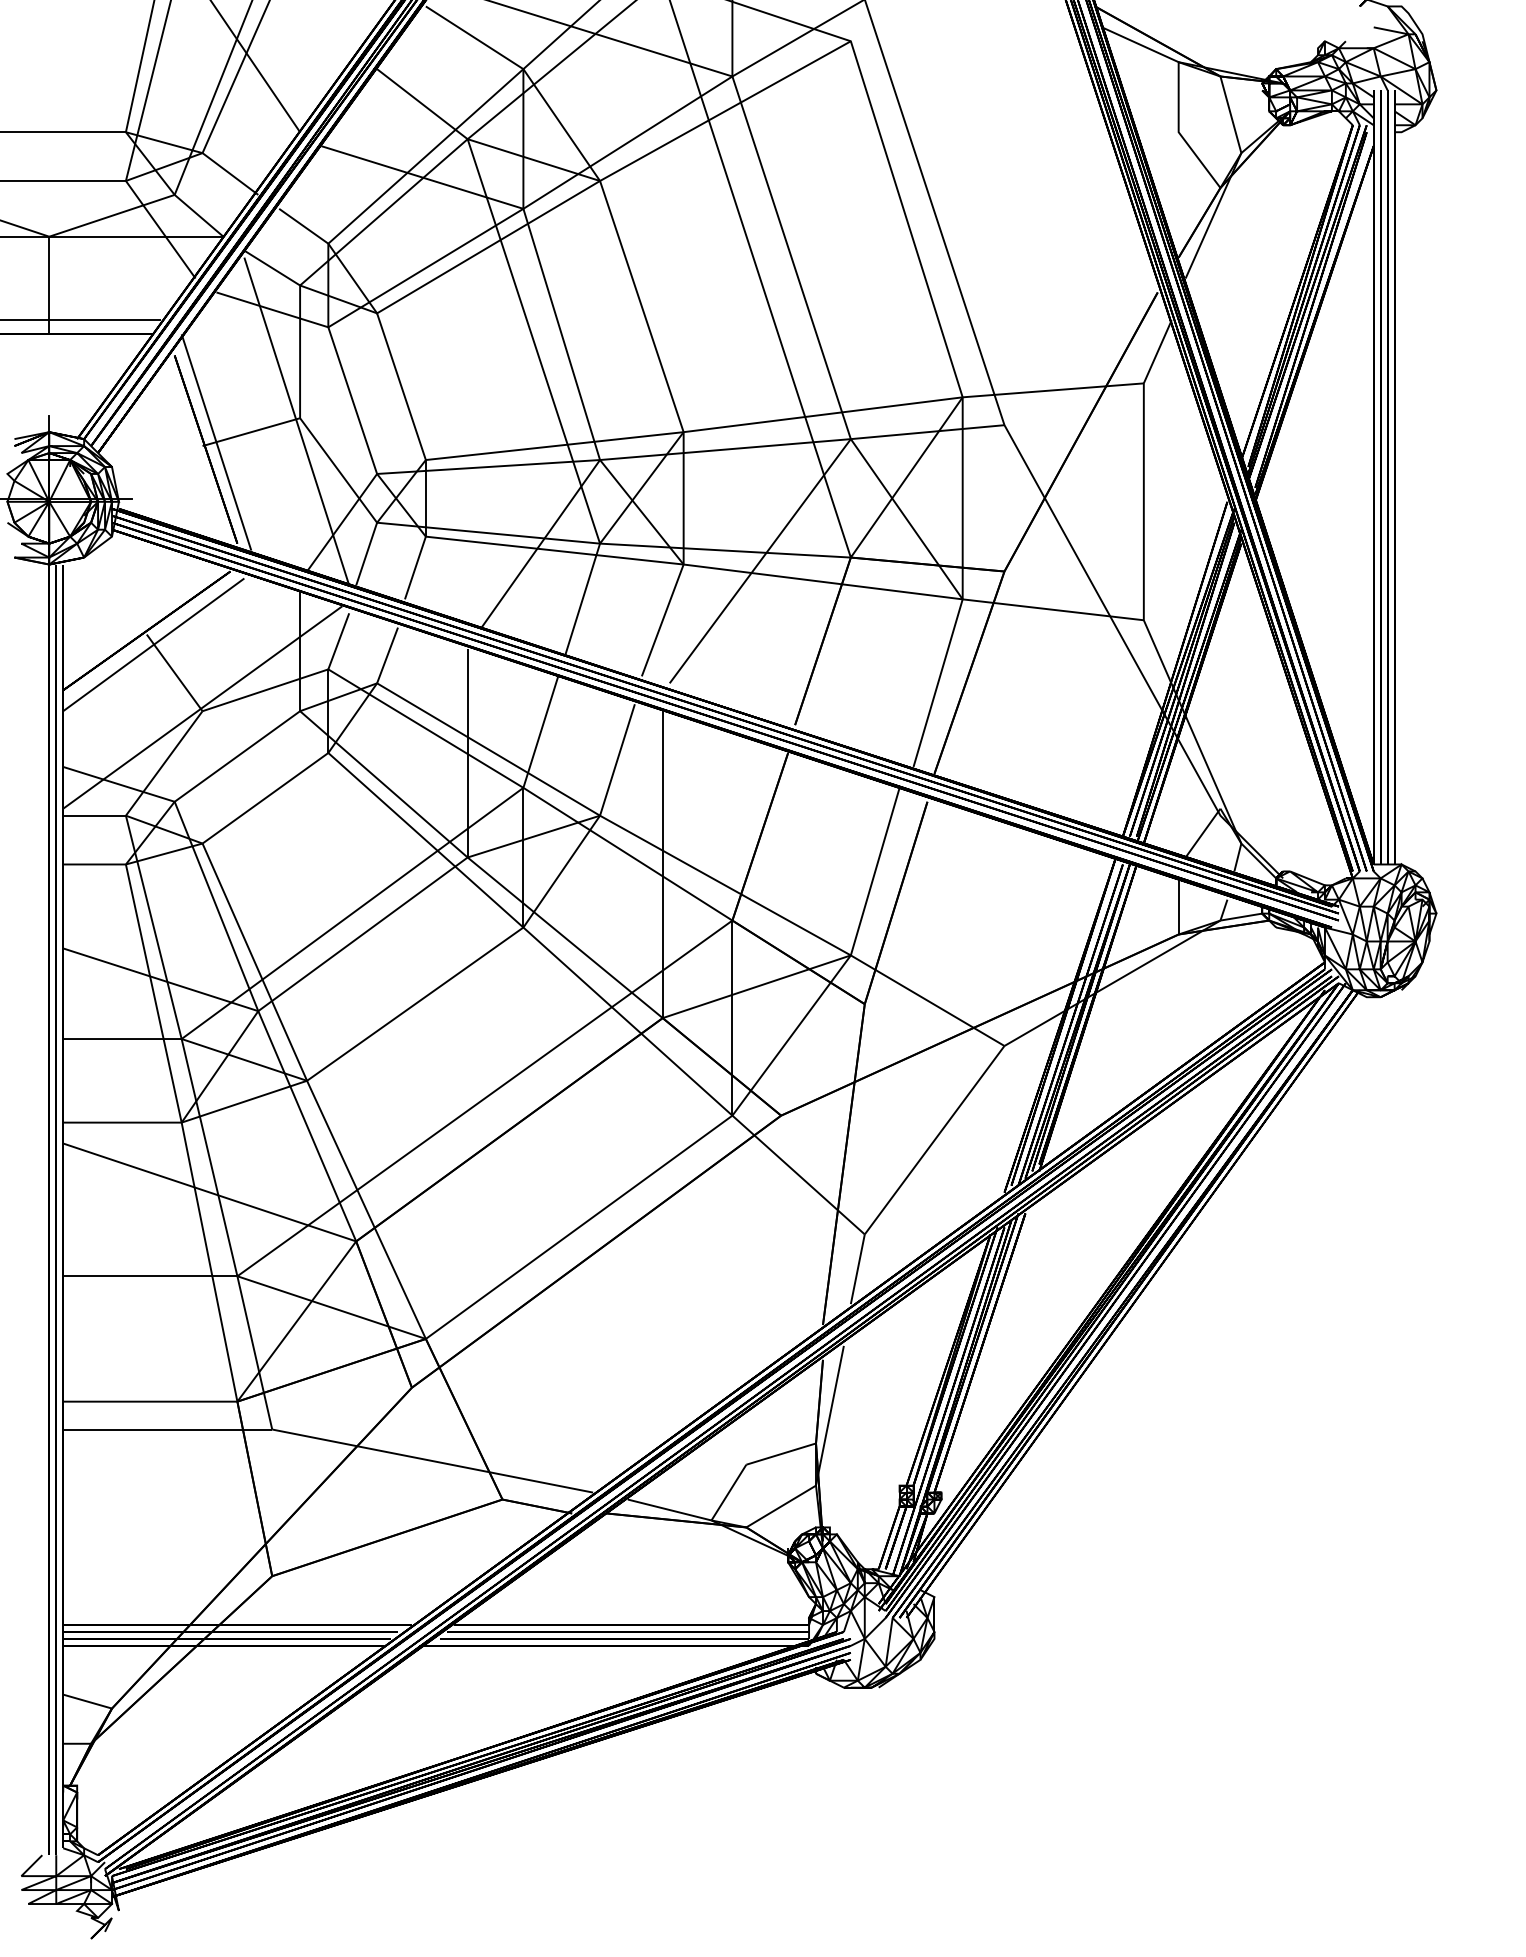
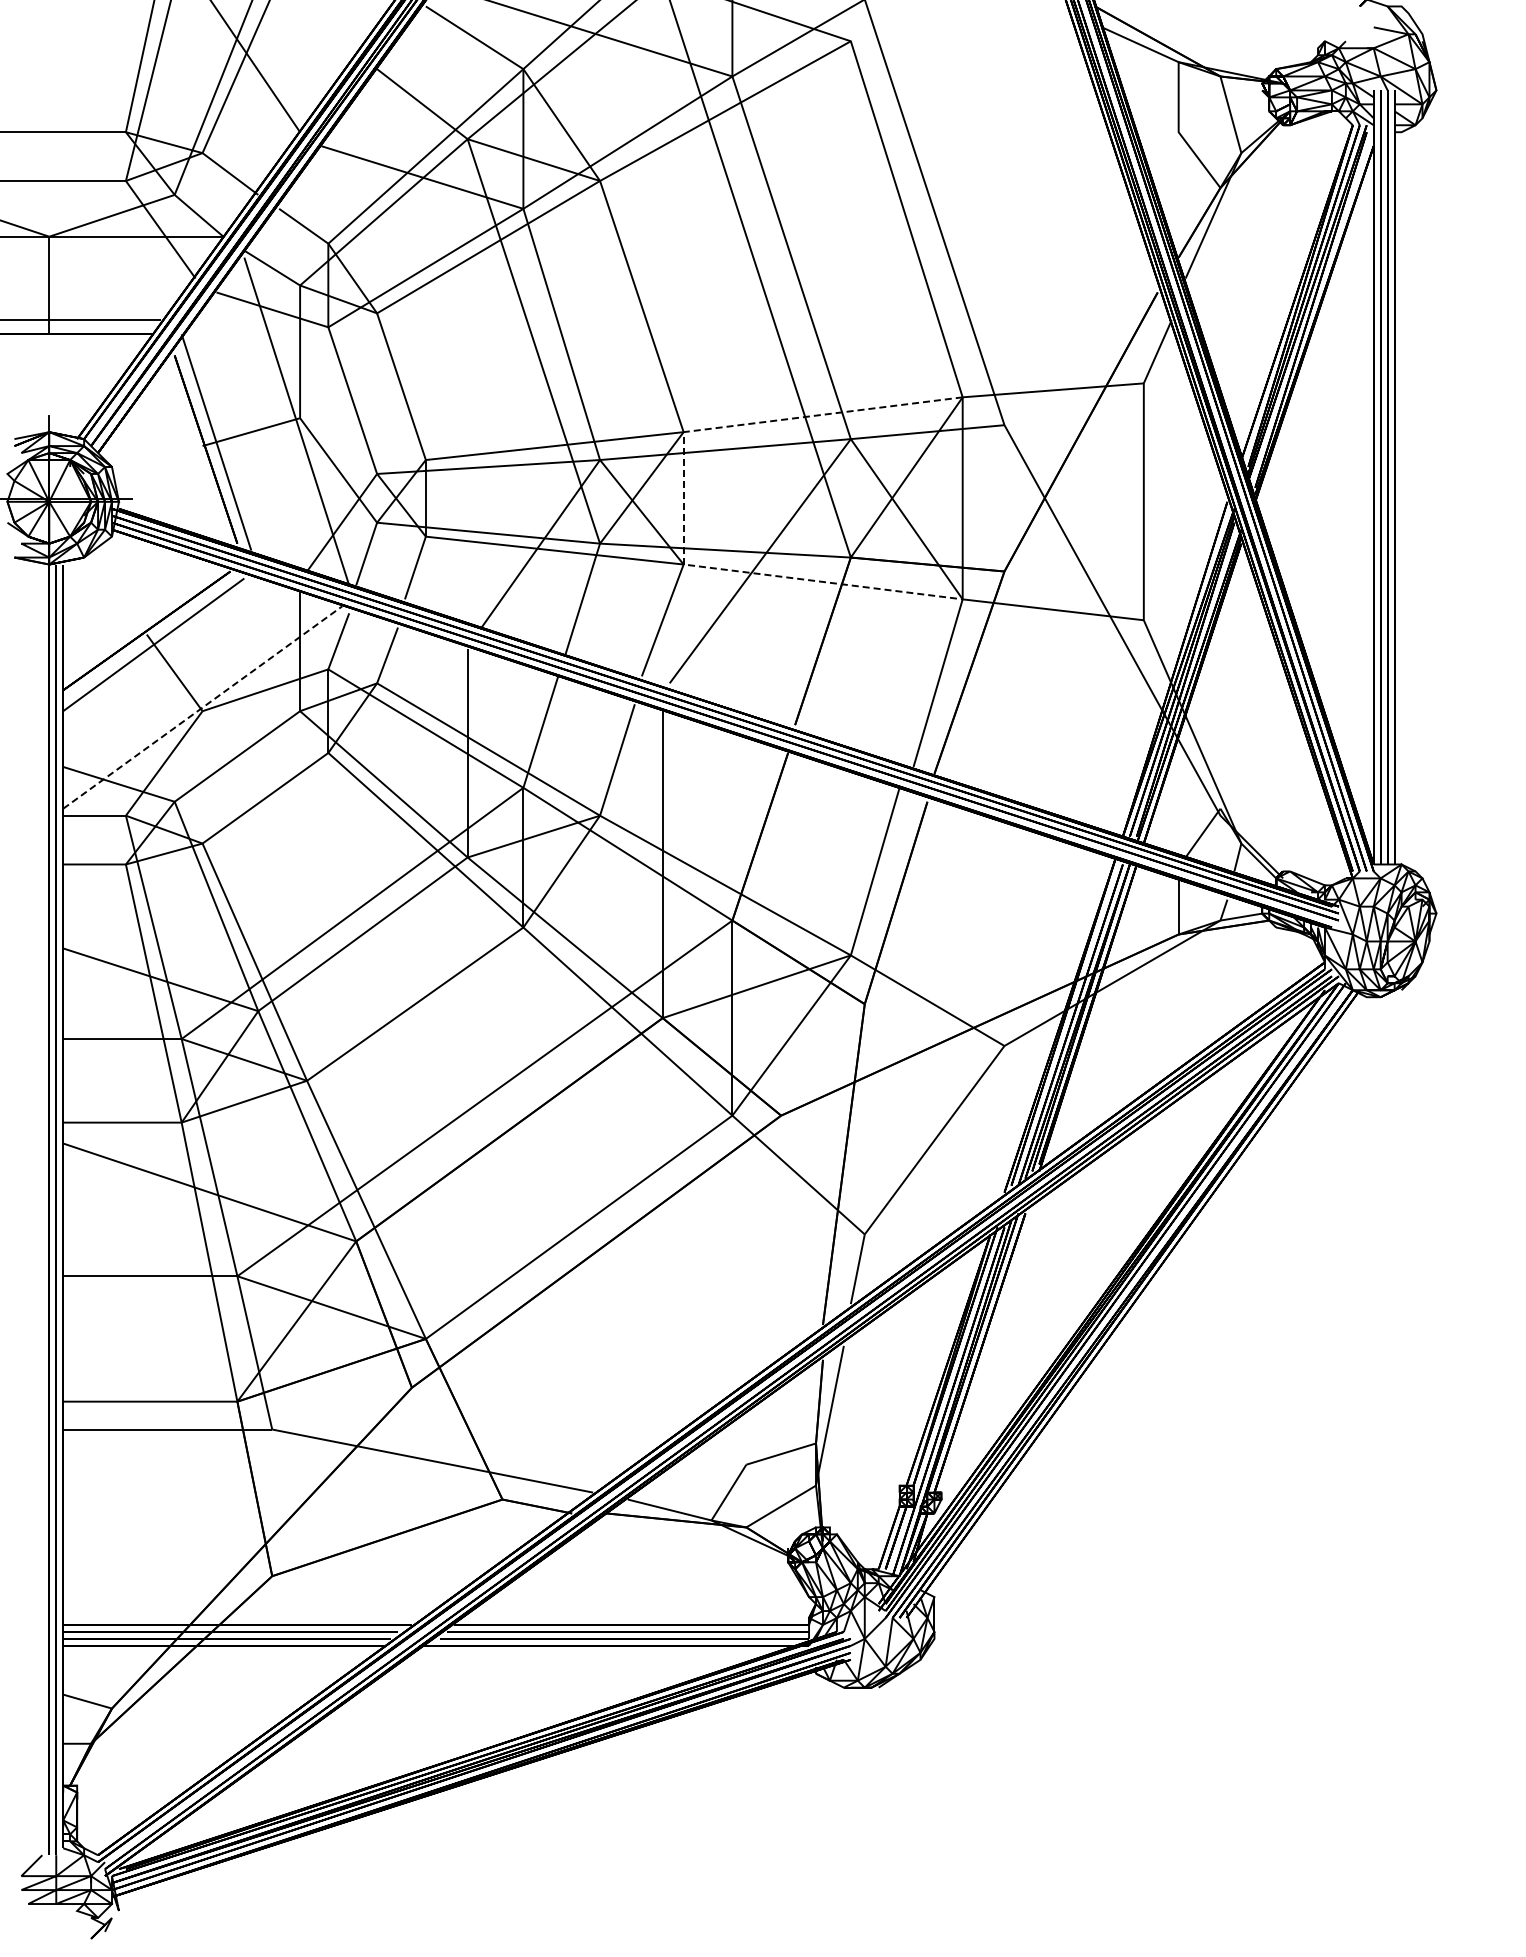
line: solid -> dashed (683, 498)
line: solid -> dashed (203, 707)
